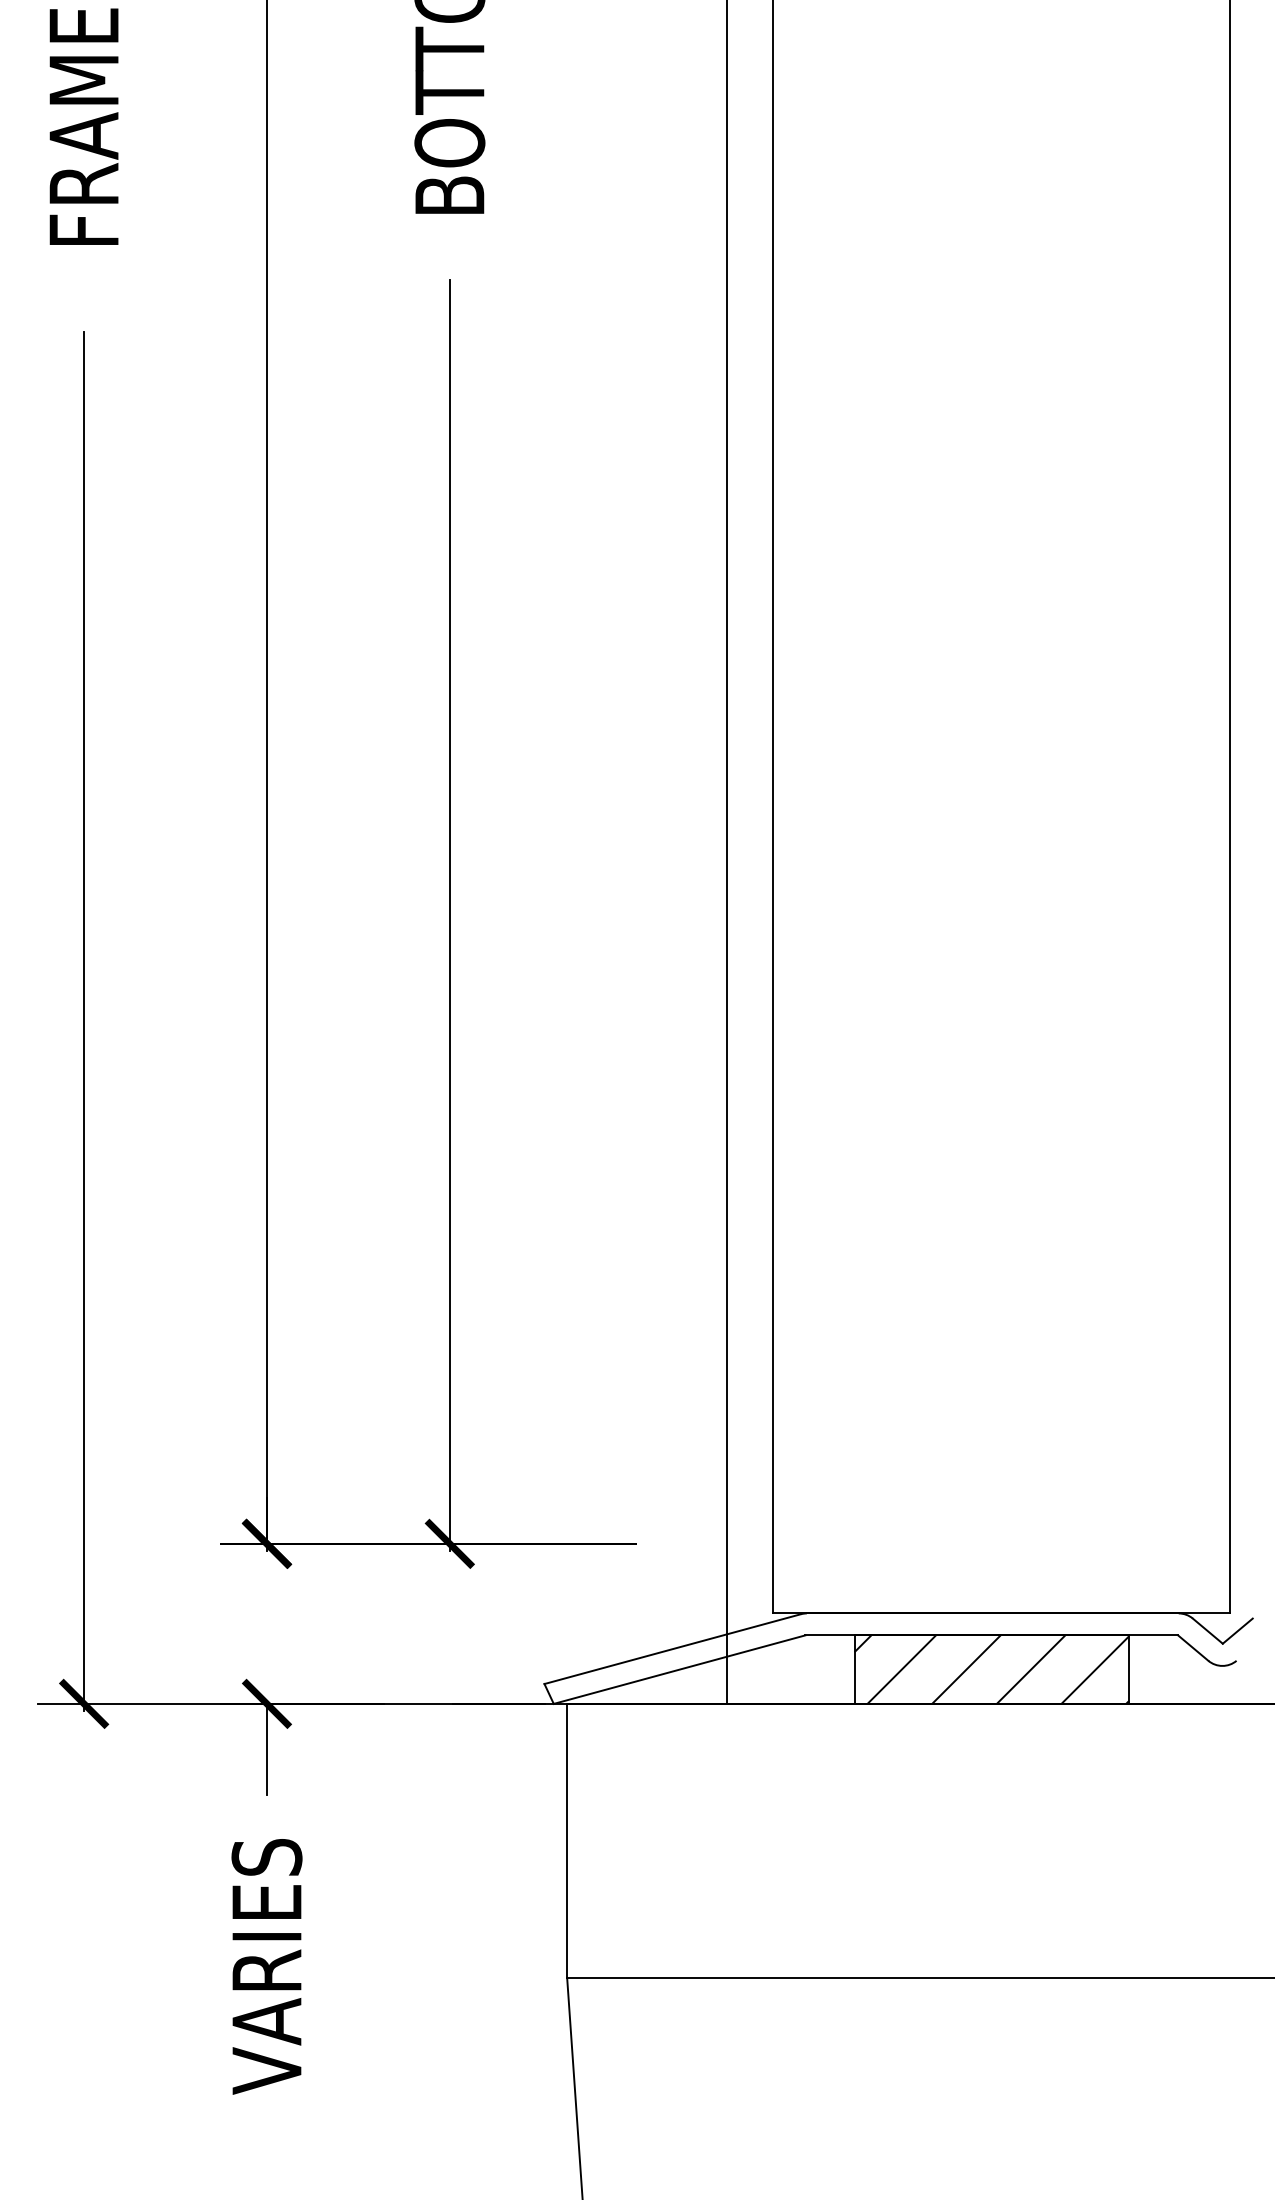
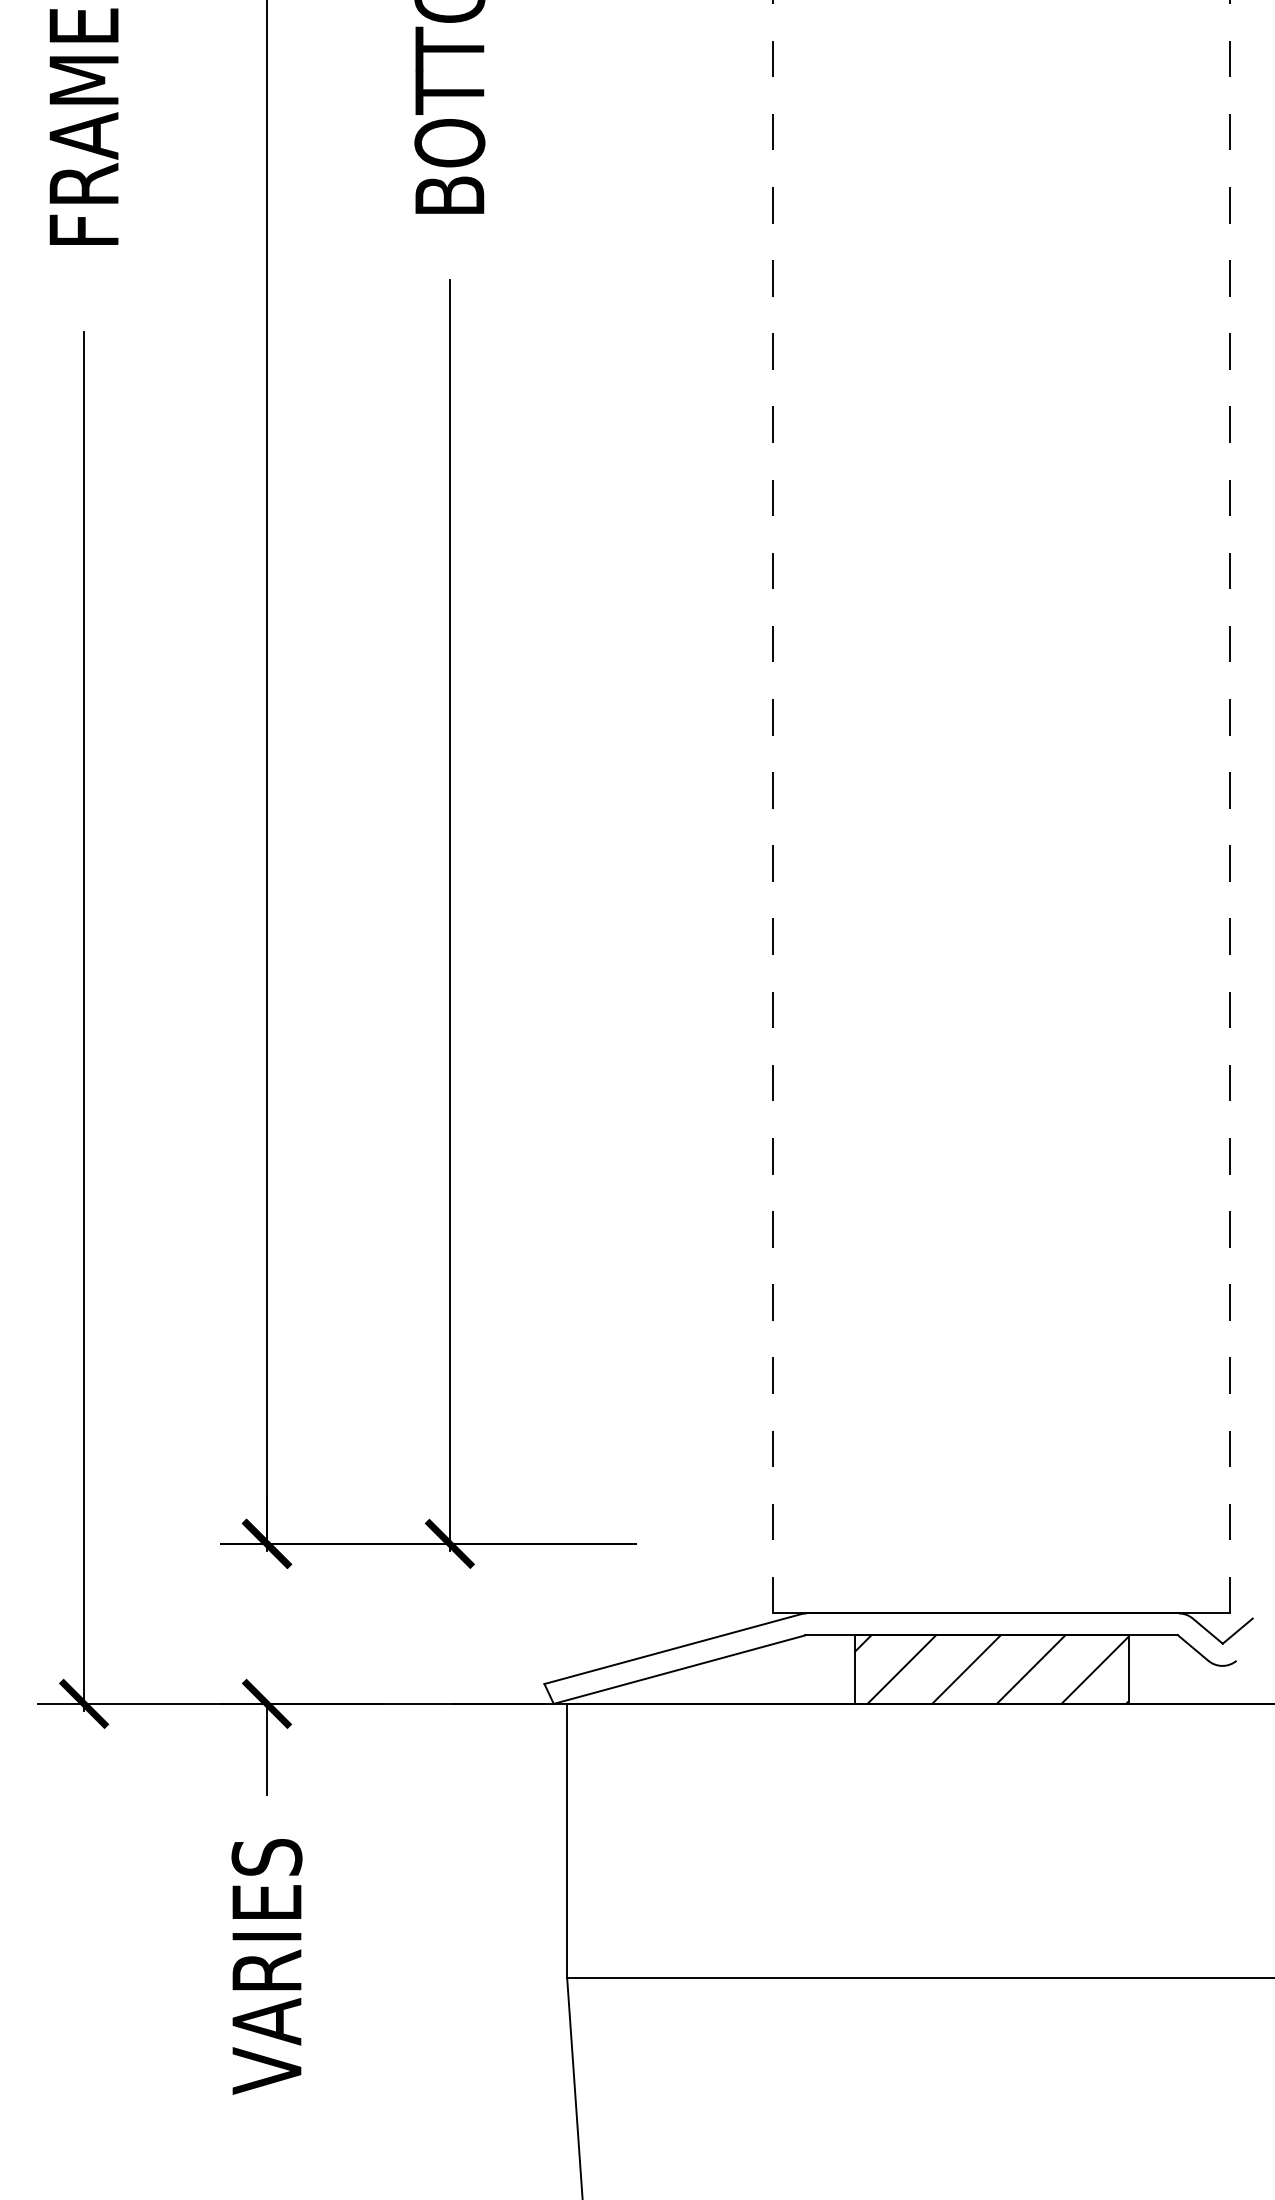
line: solid -> dashed (773, 806)
line: solid -> dashed (1230, 806)
line: present -> none (727, 852)
